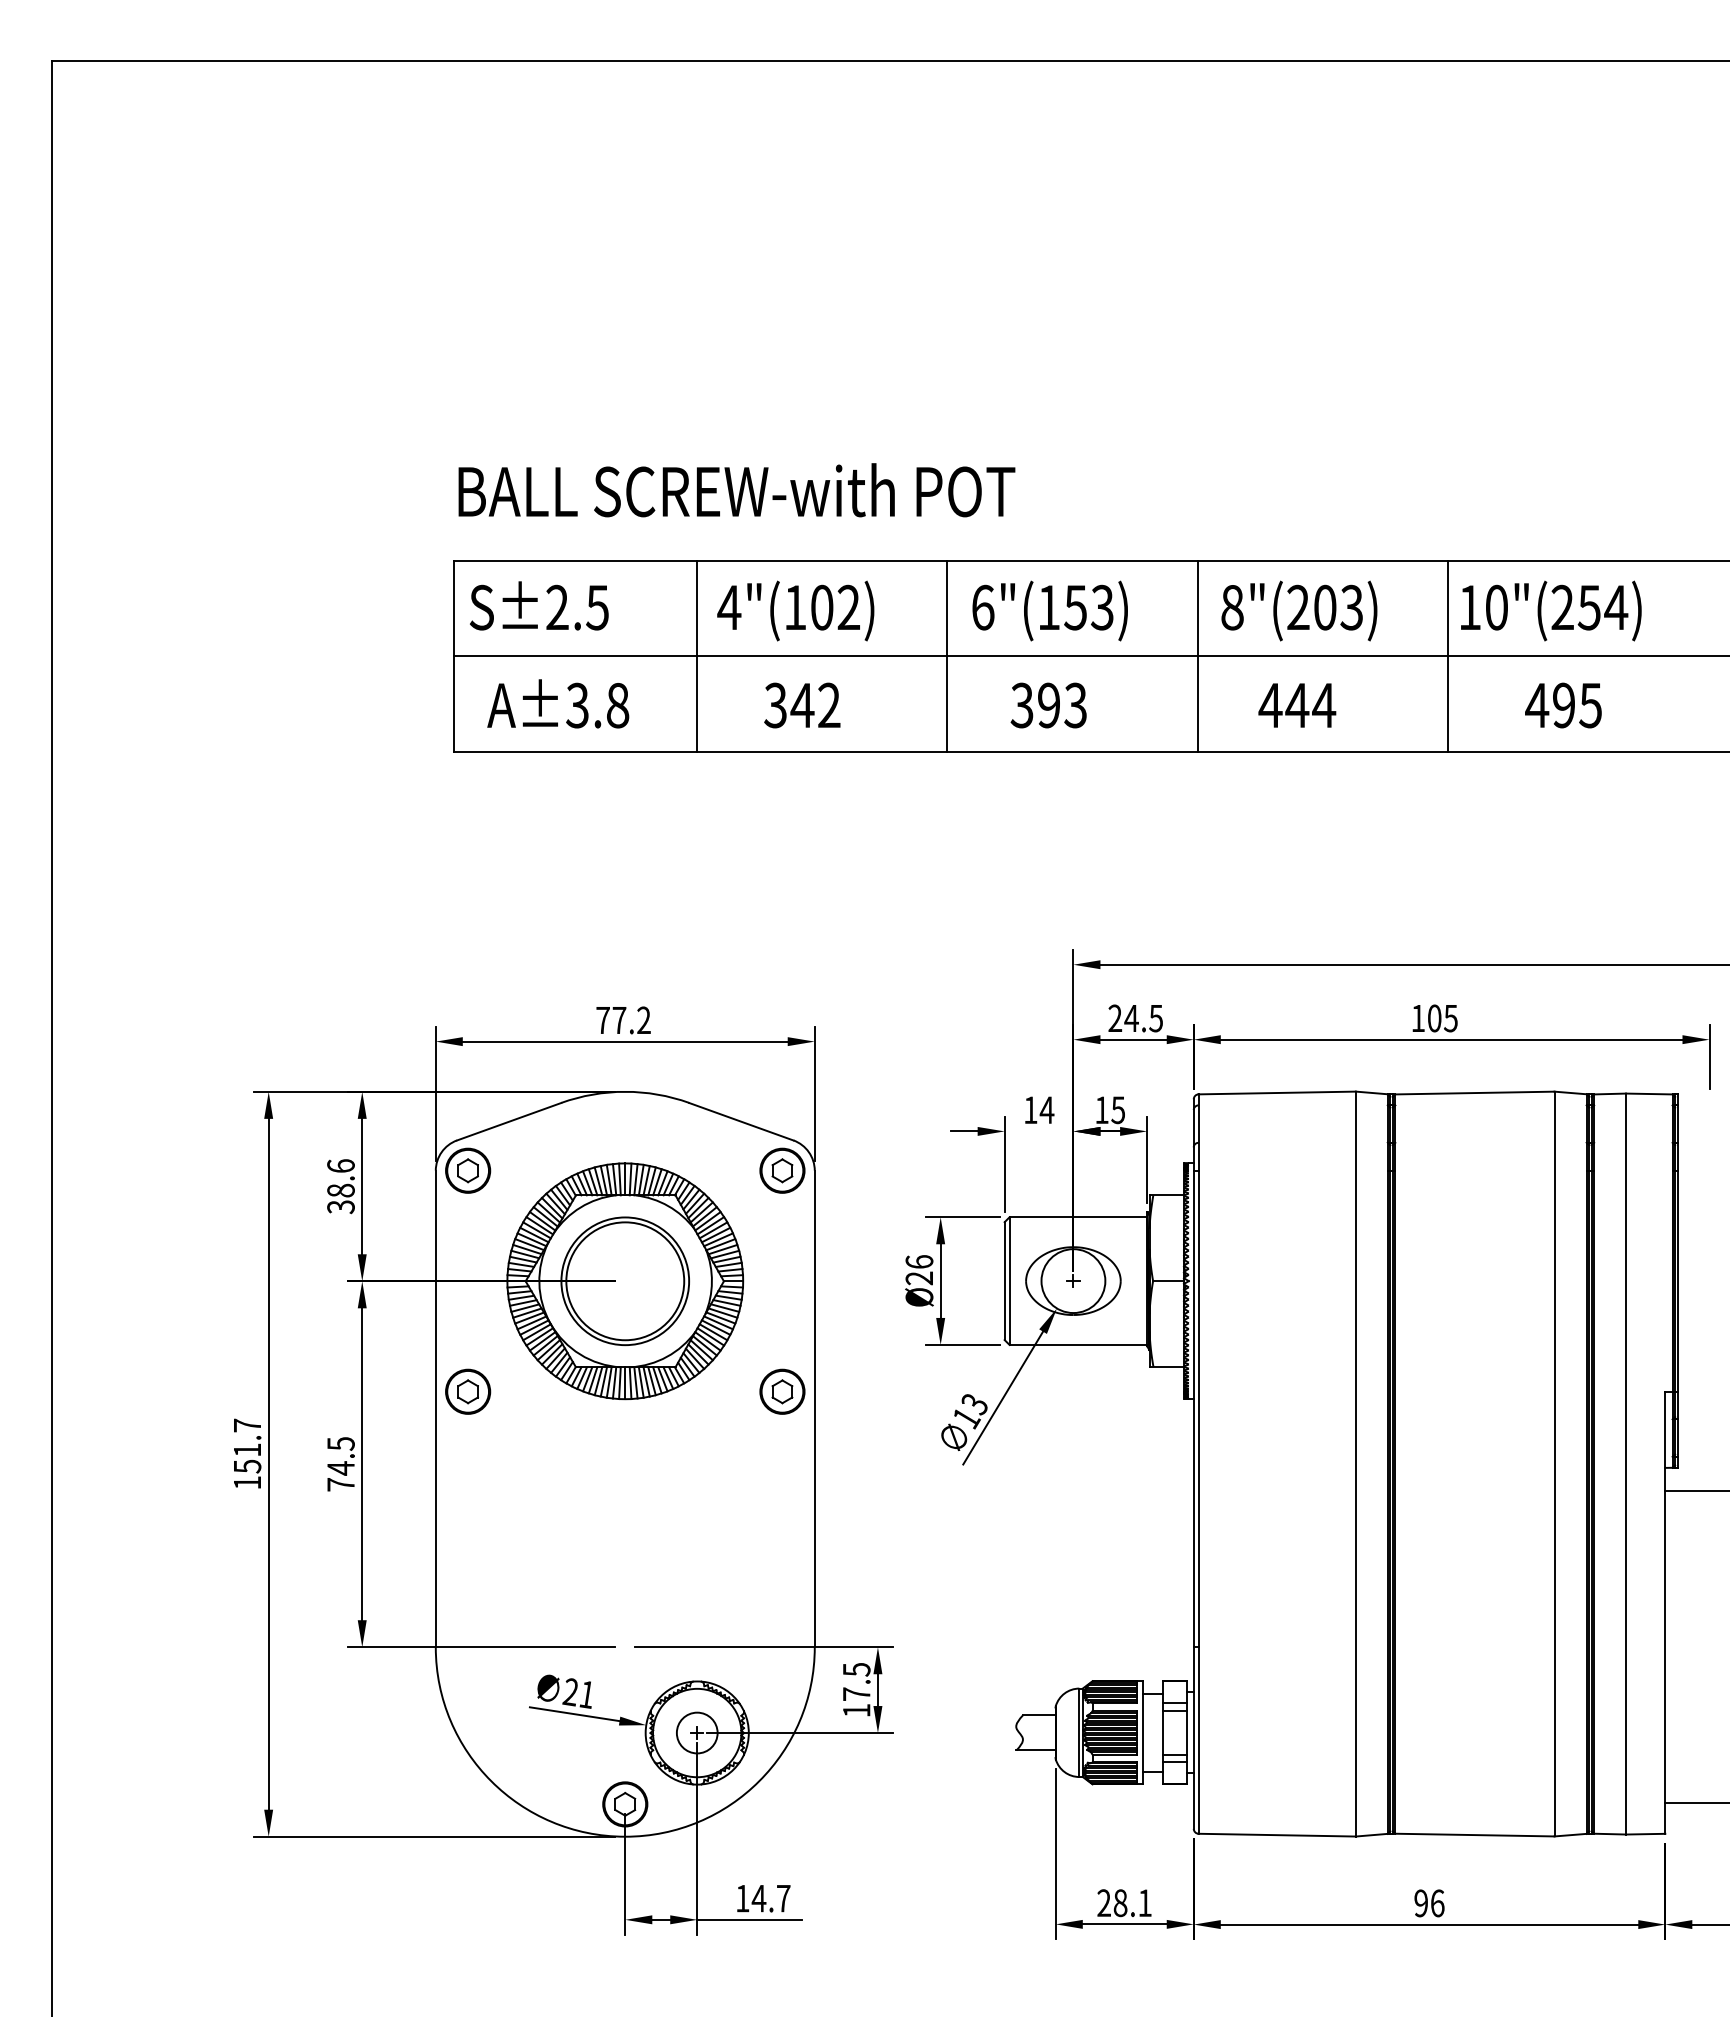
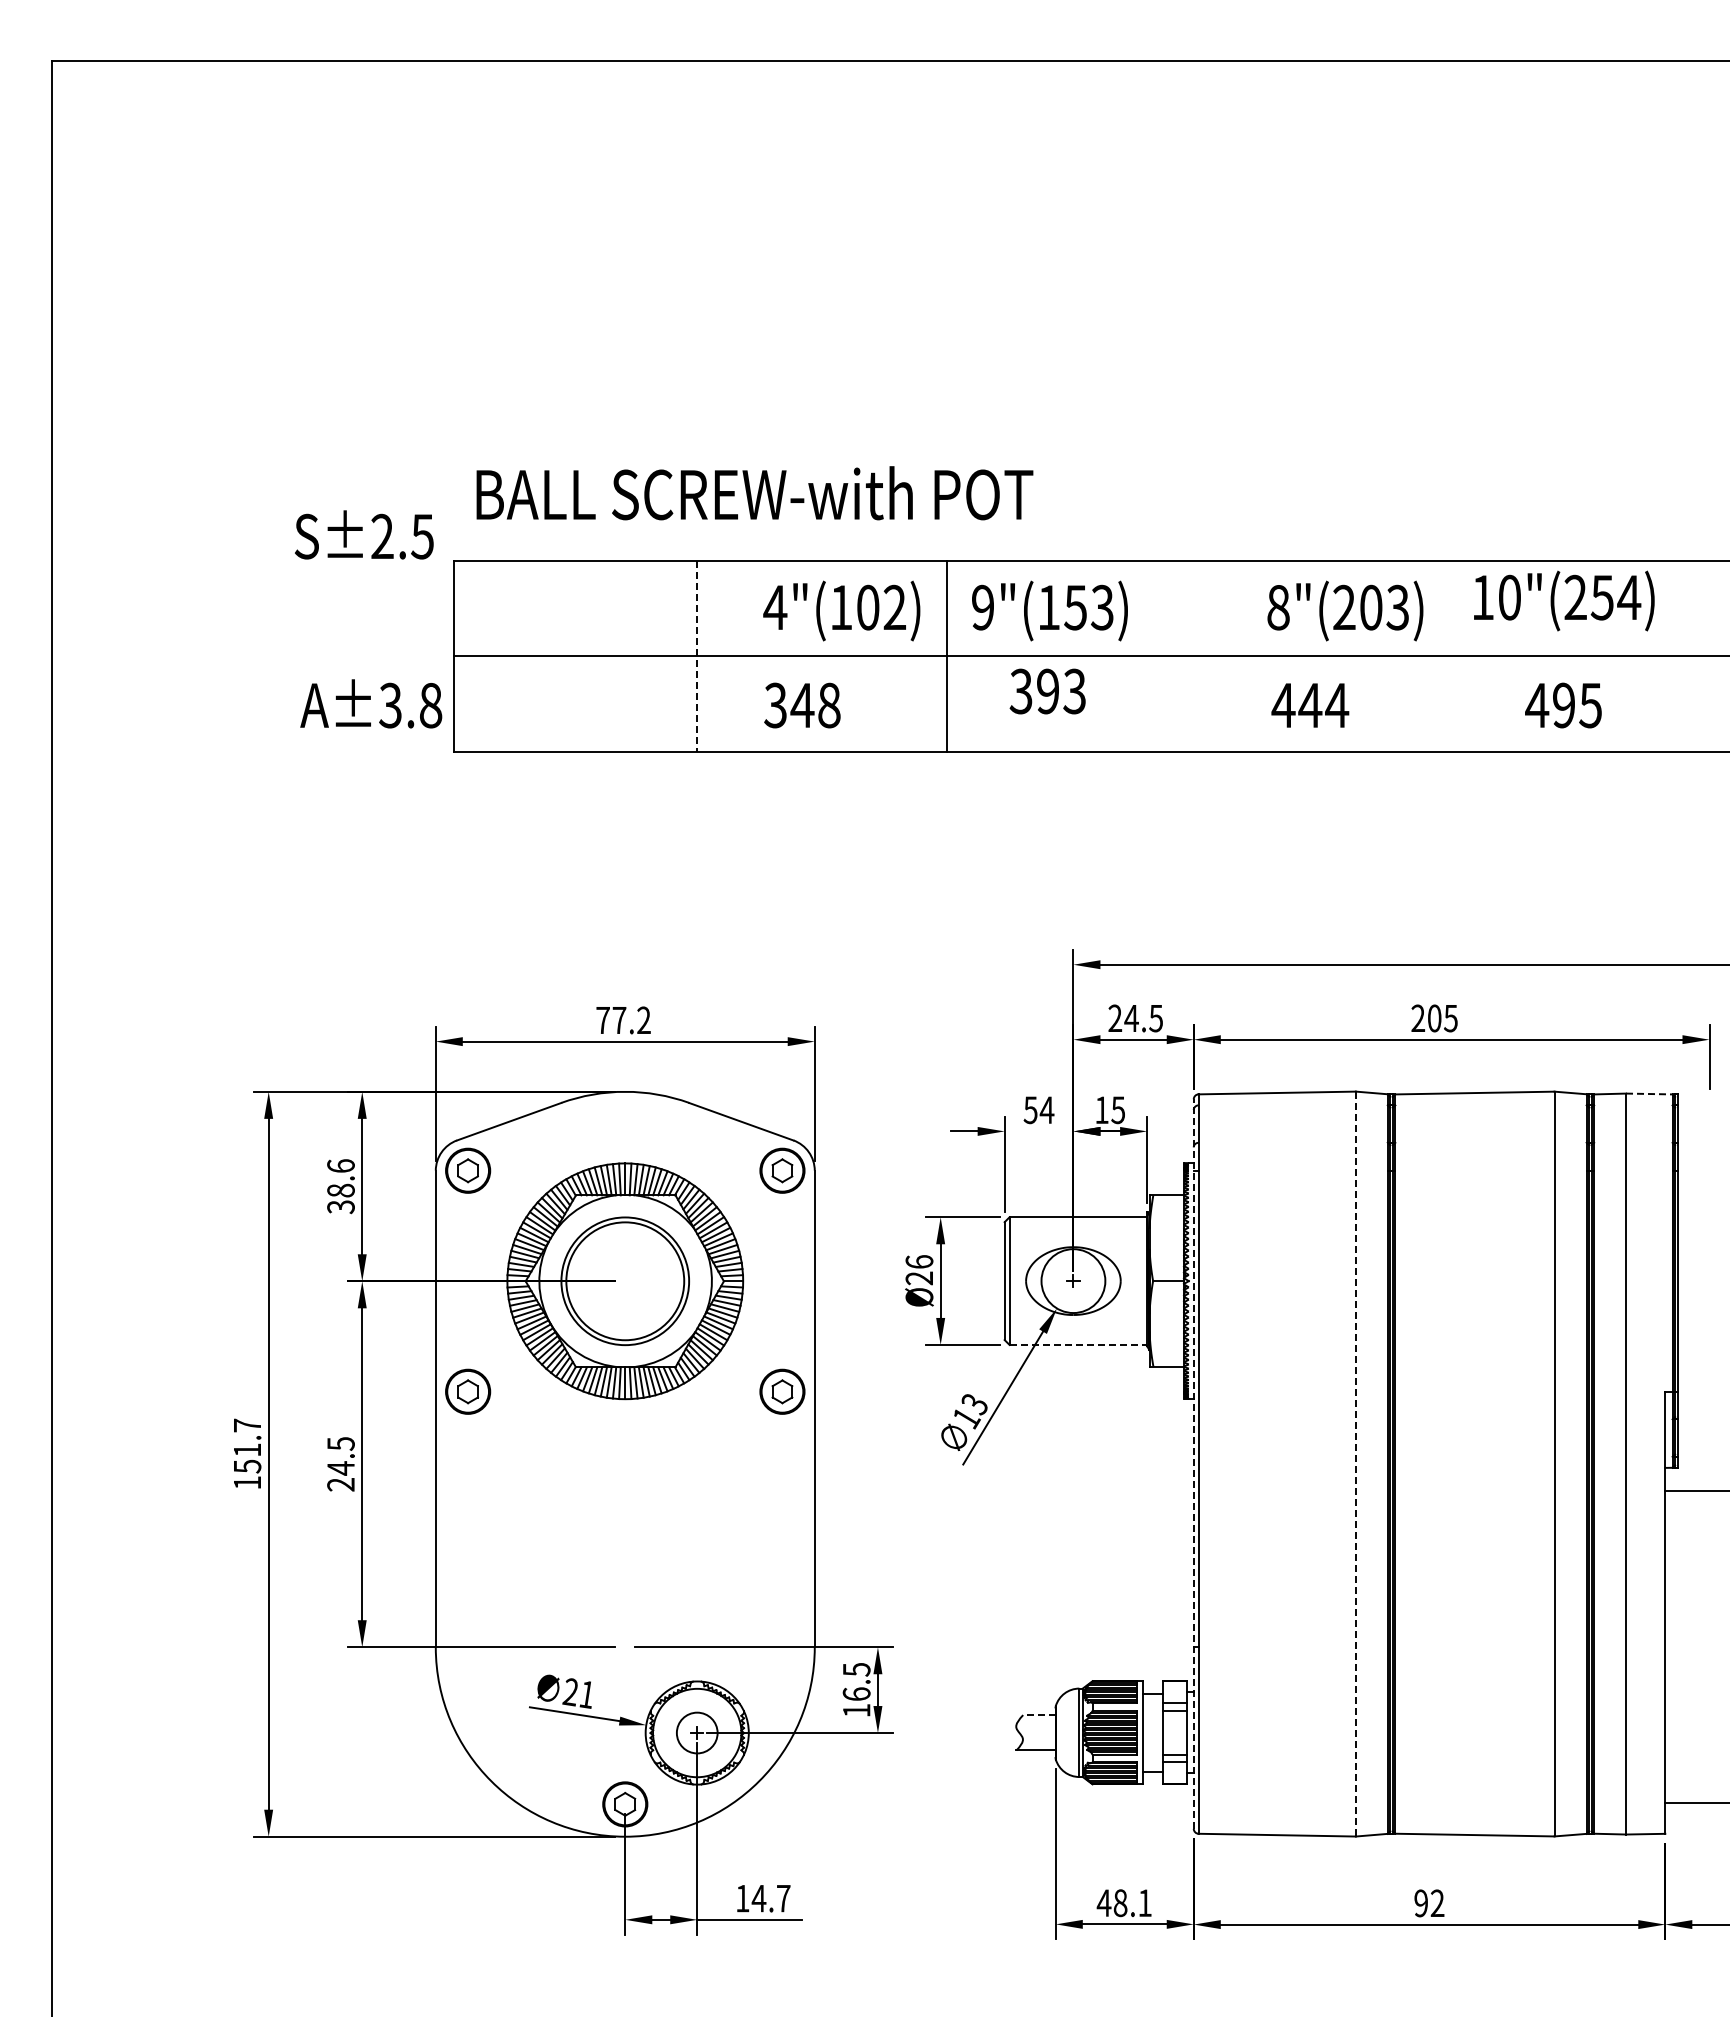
text position: (736, 490) -> (754, 493) (754, 493)
text position: (539, 605) -> (364, 534) (364, 534)
text: 6"(153) -> 9"(153) (983, 607)
text position: (795, 610) -> (841, 610) (841, 610)
text position: (1299, 610) -> (1345, 610) (1345, 610)
text position: (1551, 610) -> (1564, 600) (1564, 600)
line: solid -> dashed (696, 656)
line: present -> none (1197, 656)
line: present -> none (1448, 656)
text position: (558, 703) -> (371, 703) (371, 703)
text: 342 -> 348 (829, 705)
text position: (1048, 705) -> (1047, 691) (1047, 691)
text position: (1297, 705) -> (1310, 705) (1310, 705)
text: 105 -> 205 (1418, 1017)
line: solid -> dashed (1649, 1094)
text: 14 -> 54 (1030, 1110)
line: solid -> dashed (1078, 1344)
line: solid -> dashed (1193, 1464)
line: solid -> dashed (1355, 1464)
text: 74.5 -> 24.5 (340, 1484)
text: 17.5 -> 16.5 (856, 1693)
line: solid -> dashed (1038, 1715)
text: 28.1 -> 48.1 (1103, 1902)
text: 96 -> 92 (1437, 1903)
